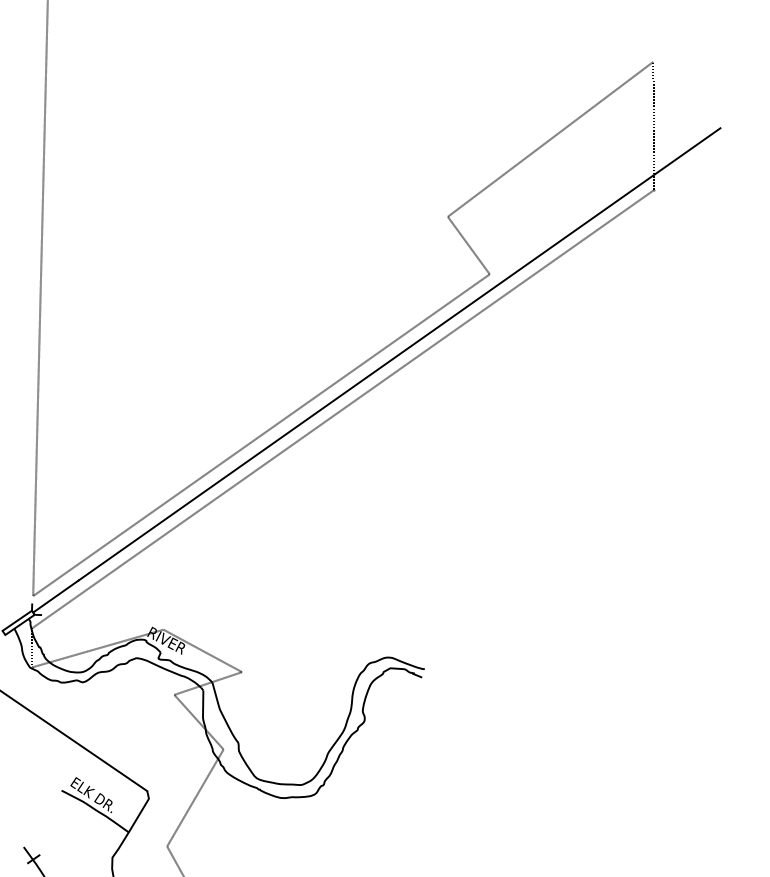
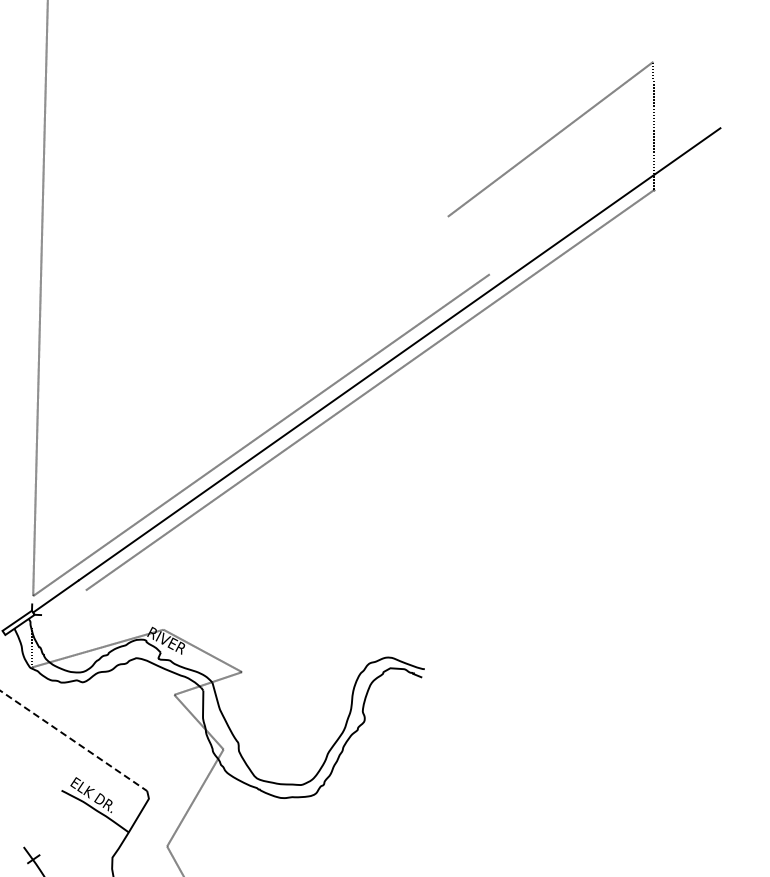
line: present -> none (468, 245)
line: present -> none (58, 609)
line: solid -> dashed (73, 740)
